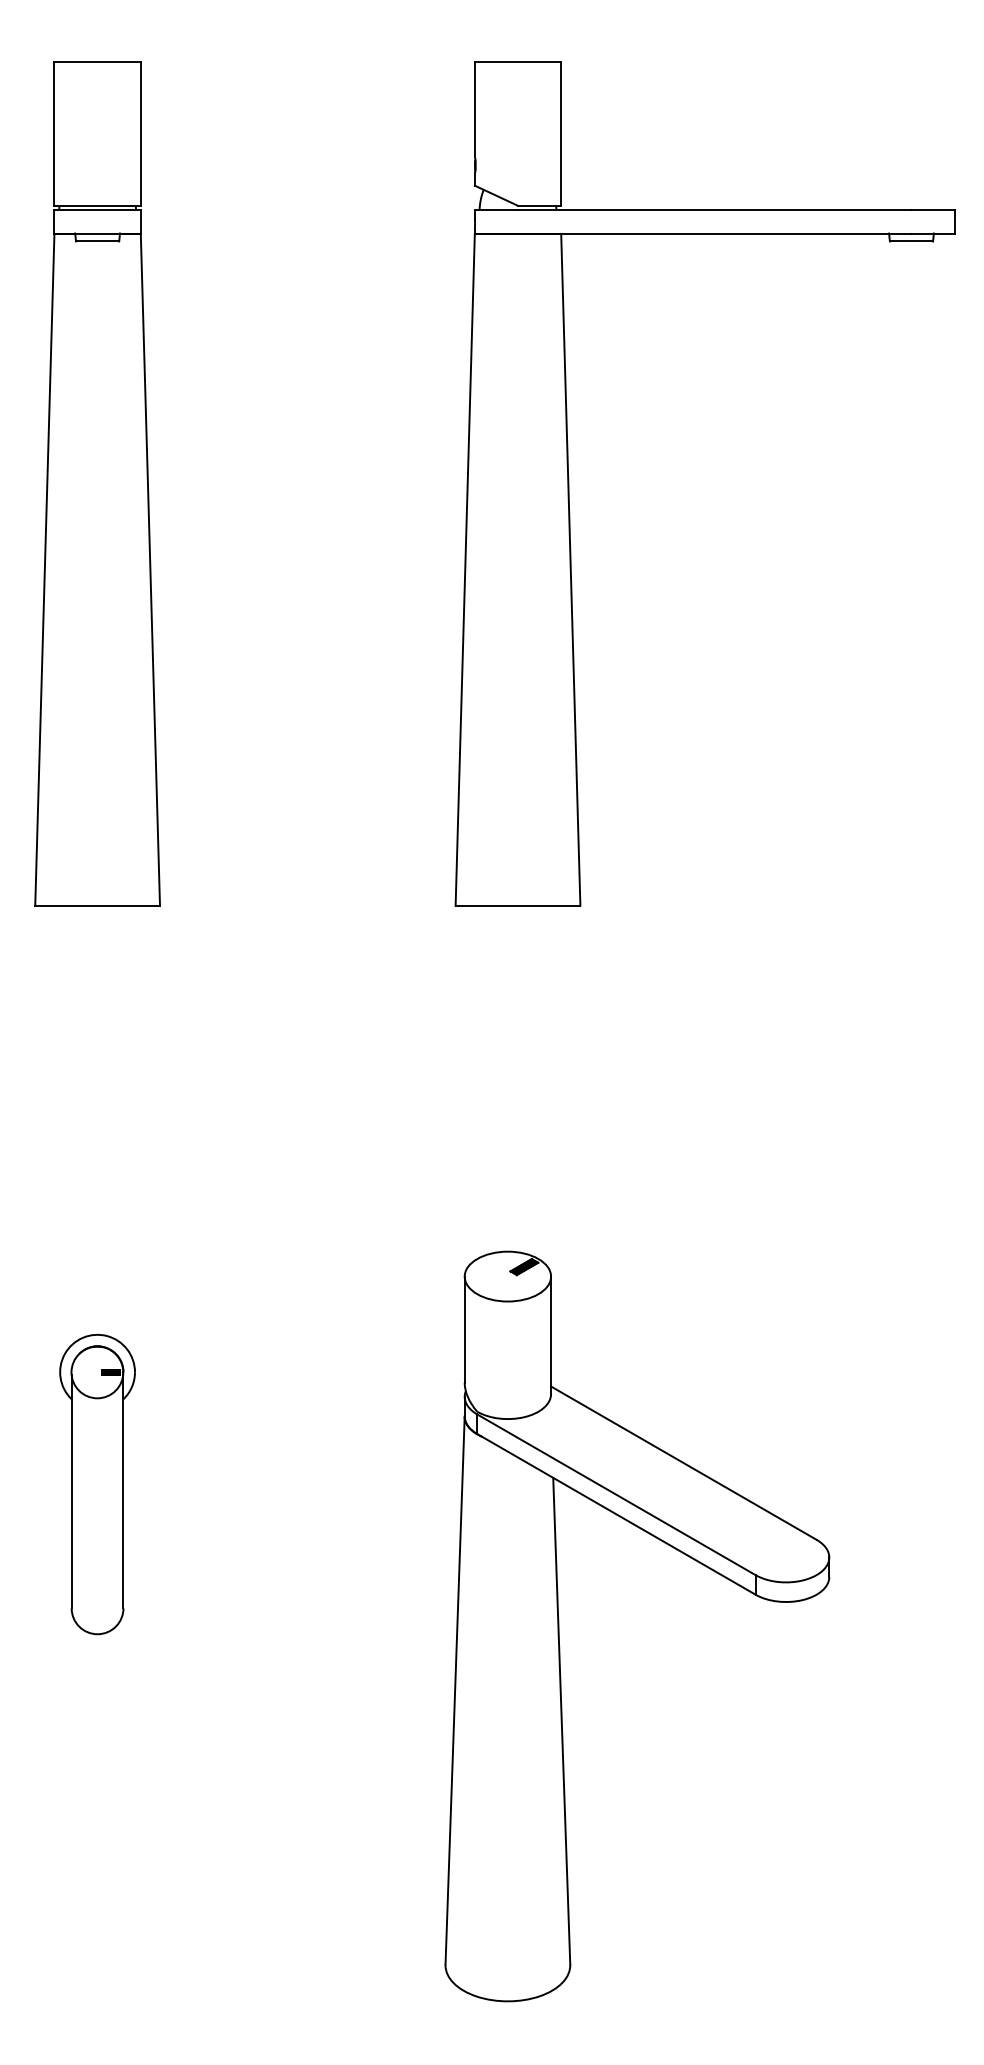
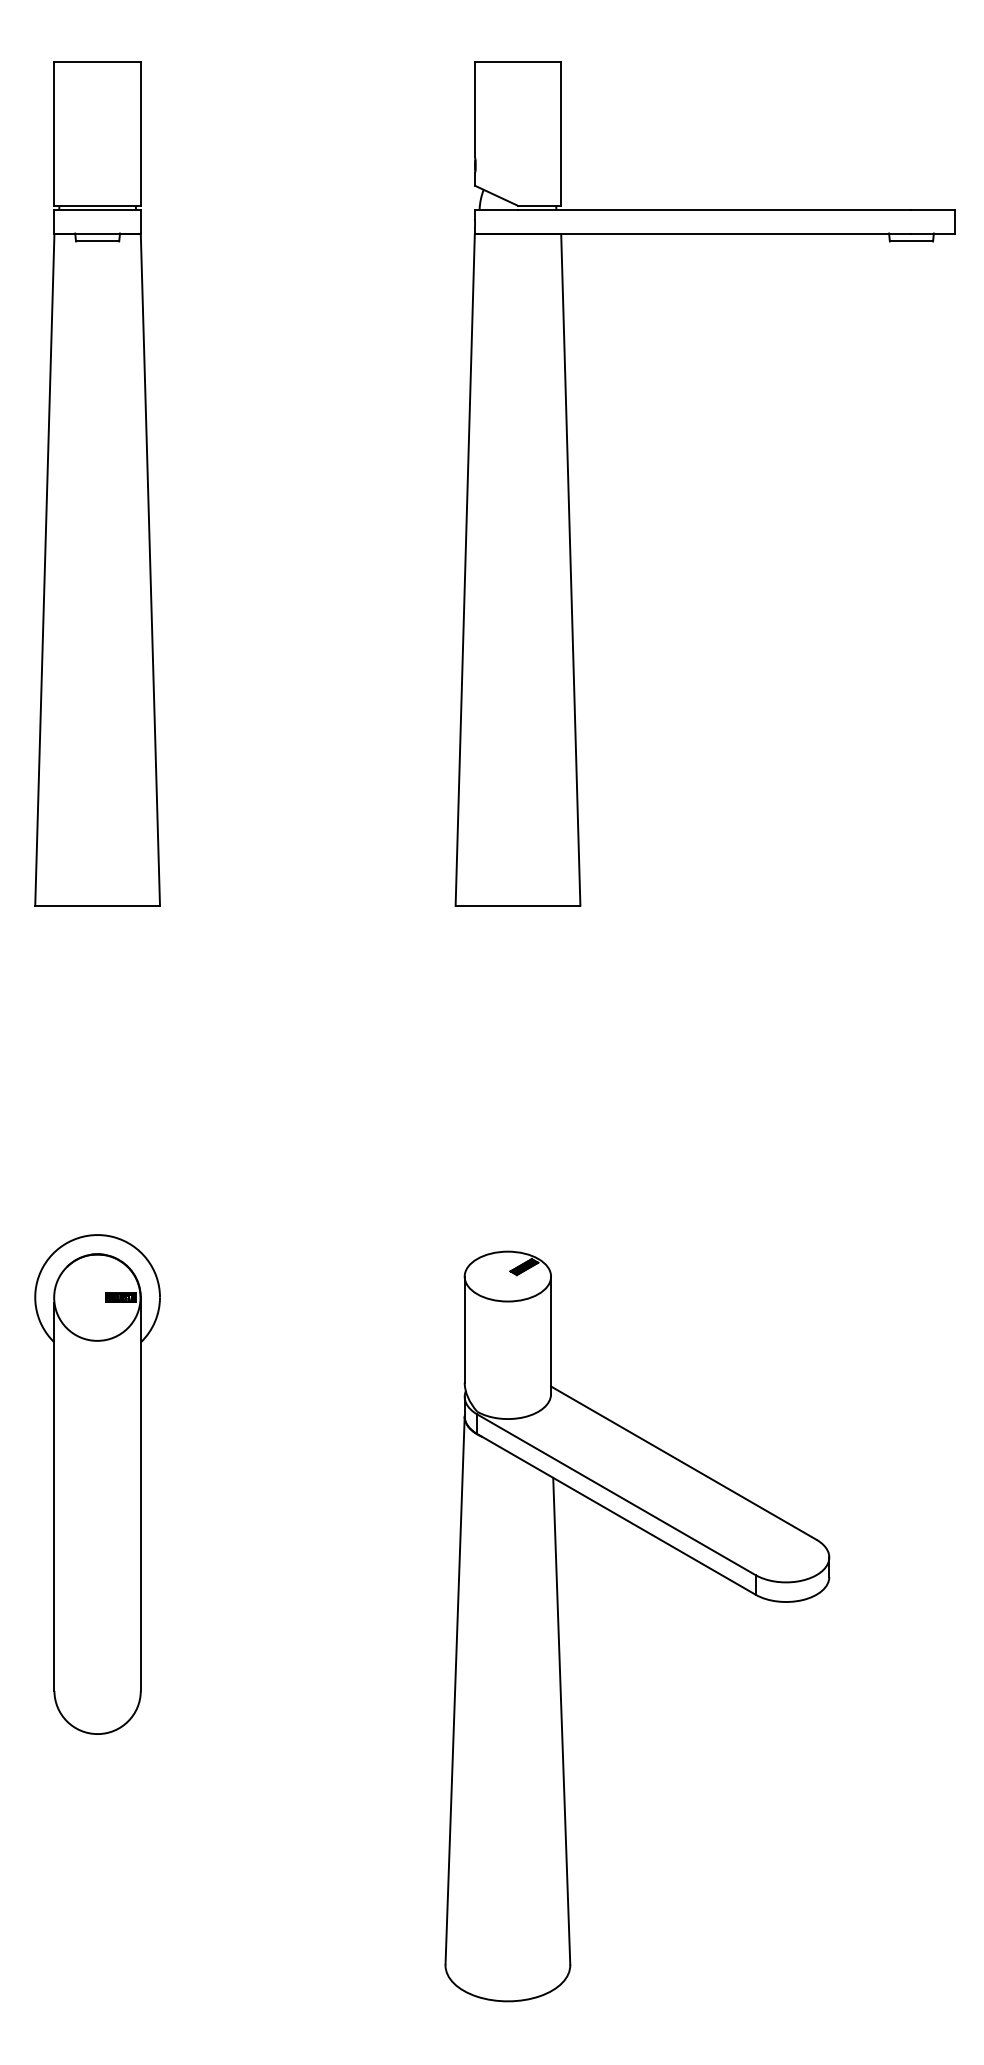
part size: 77x303 px -> 127x501 px (97, 1484)
